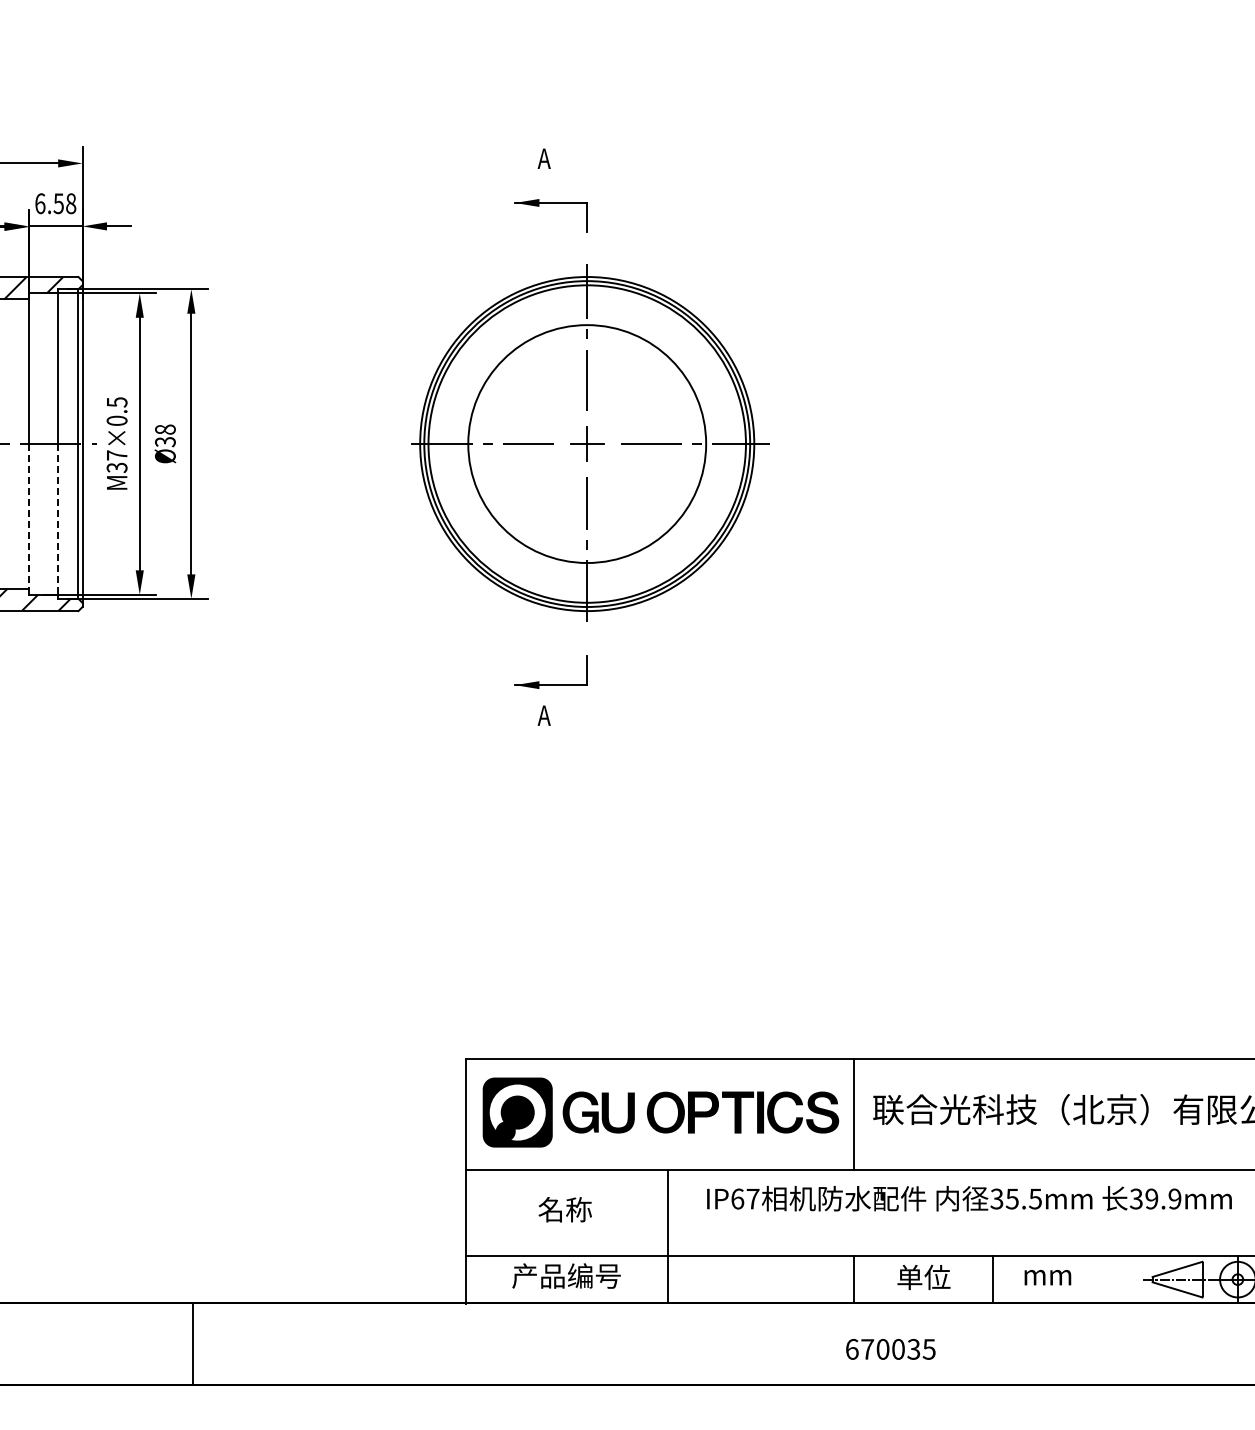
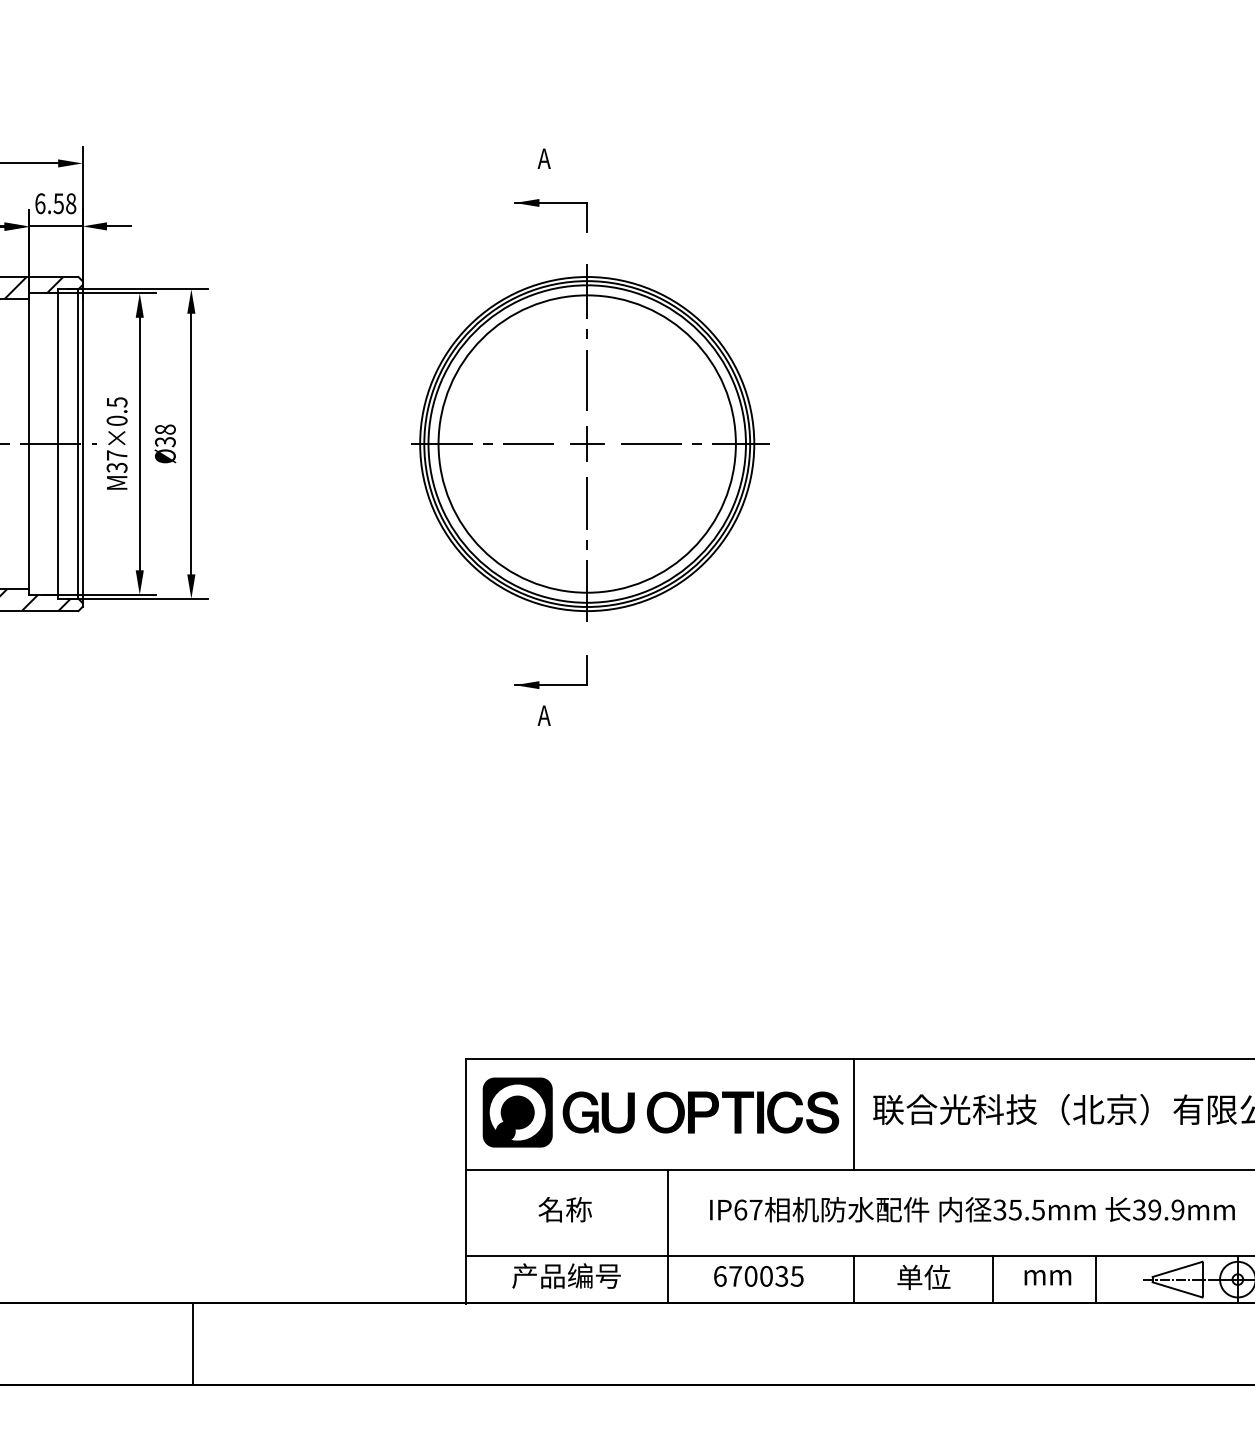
circle diameter: 238 px -> 297 px (586, 443)
line: dashed -> solid (28, 516)
line: dashed -> solid (58, 519)
text position: (969, 1198) -> (972, 1209) (972, 1209)
line: none -> present (1095, 1279)
text position: (890, 1349) -> (758, 1276) (758, 1276)
